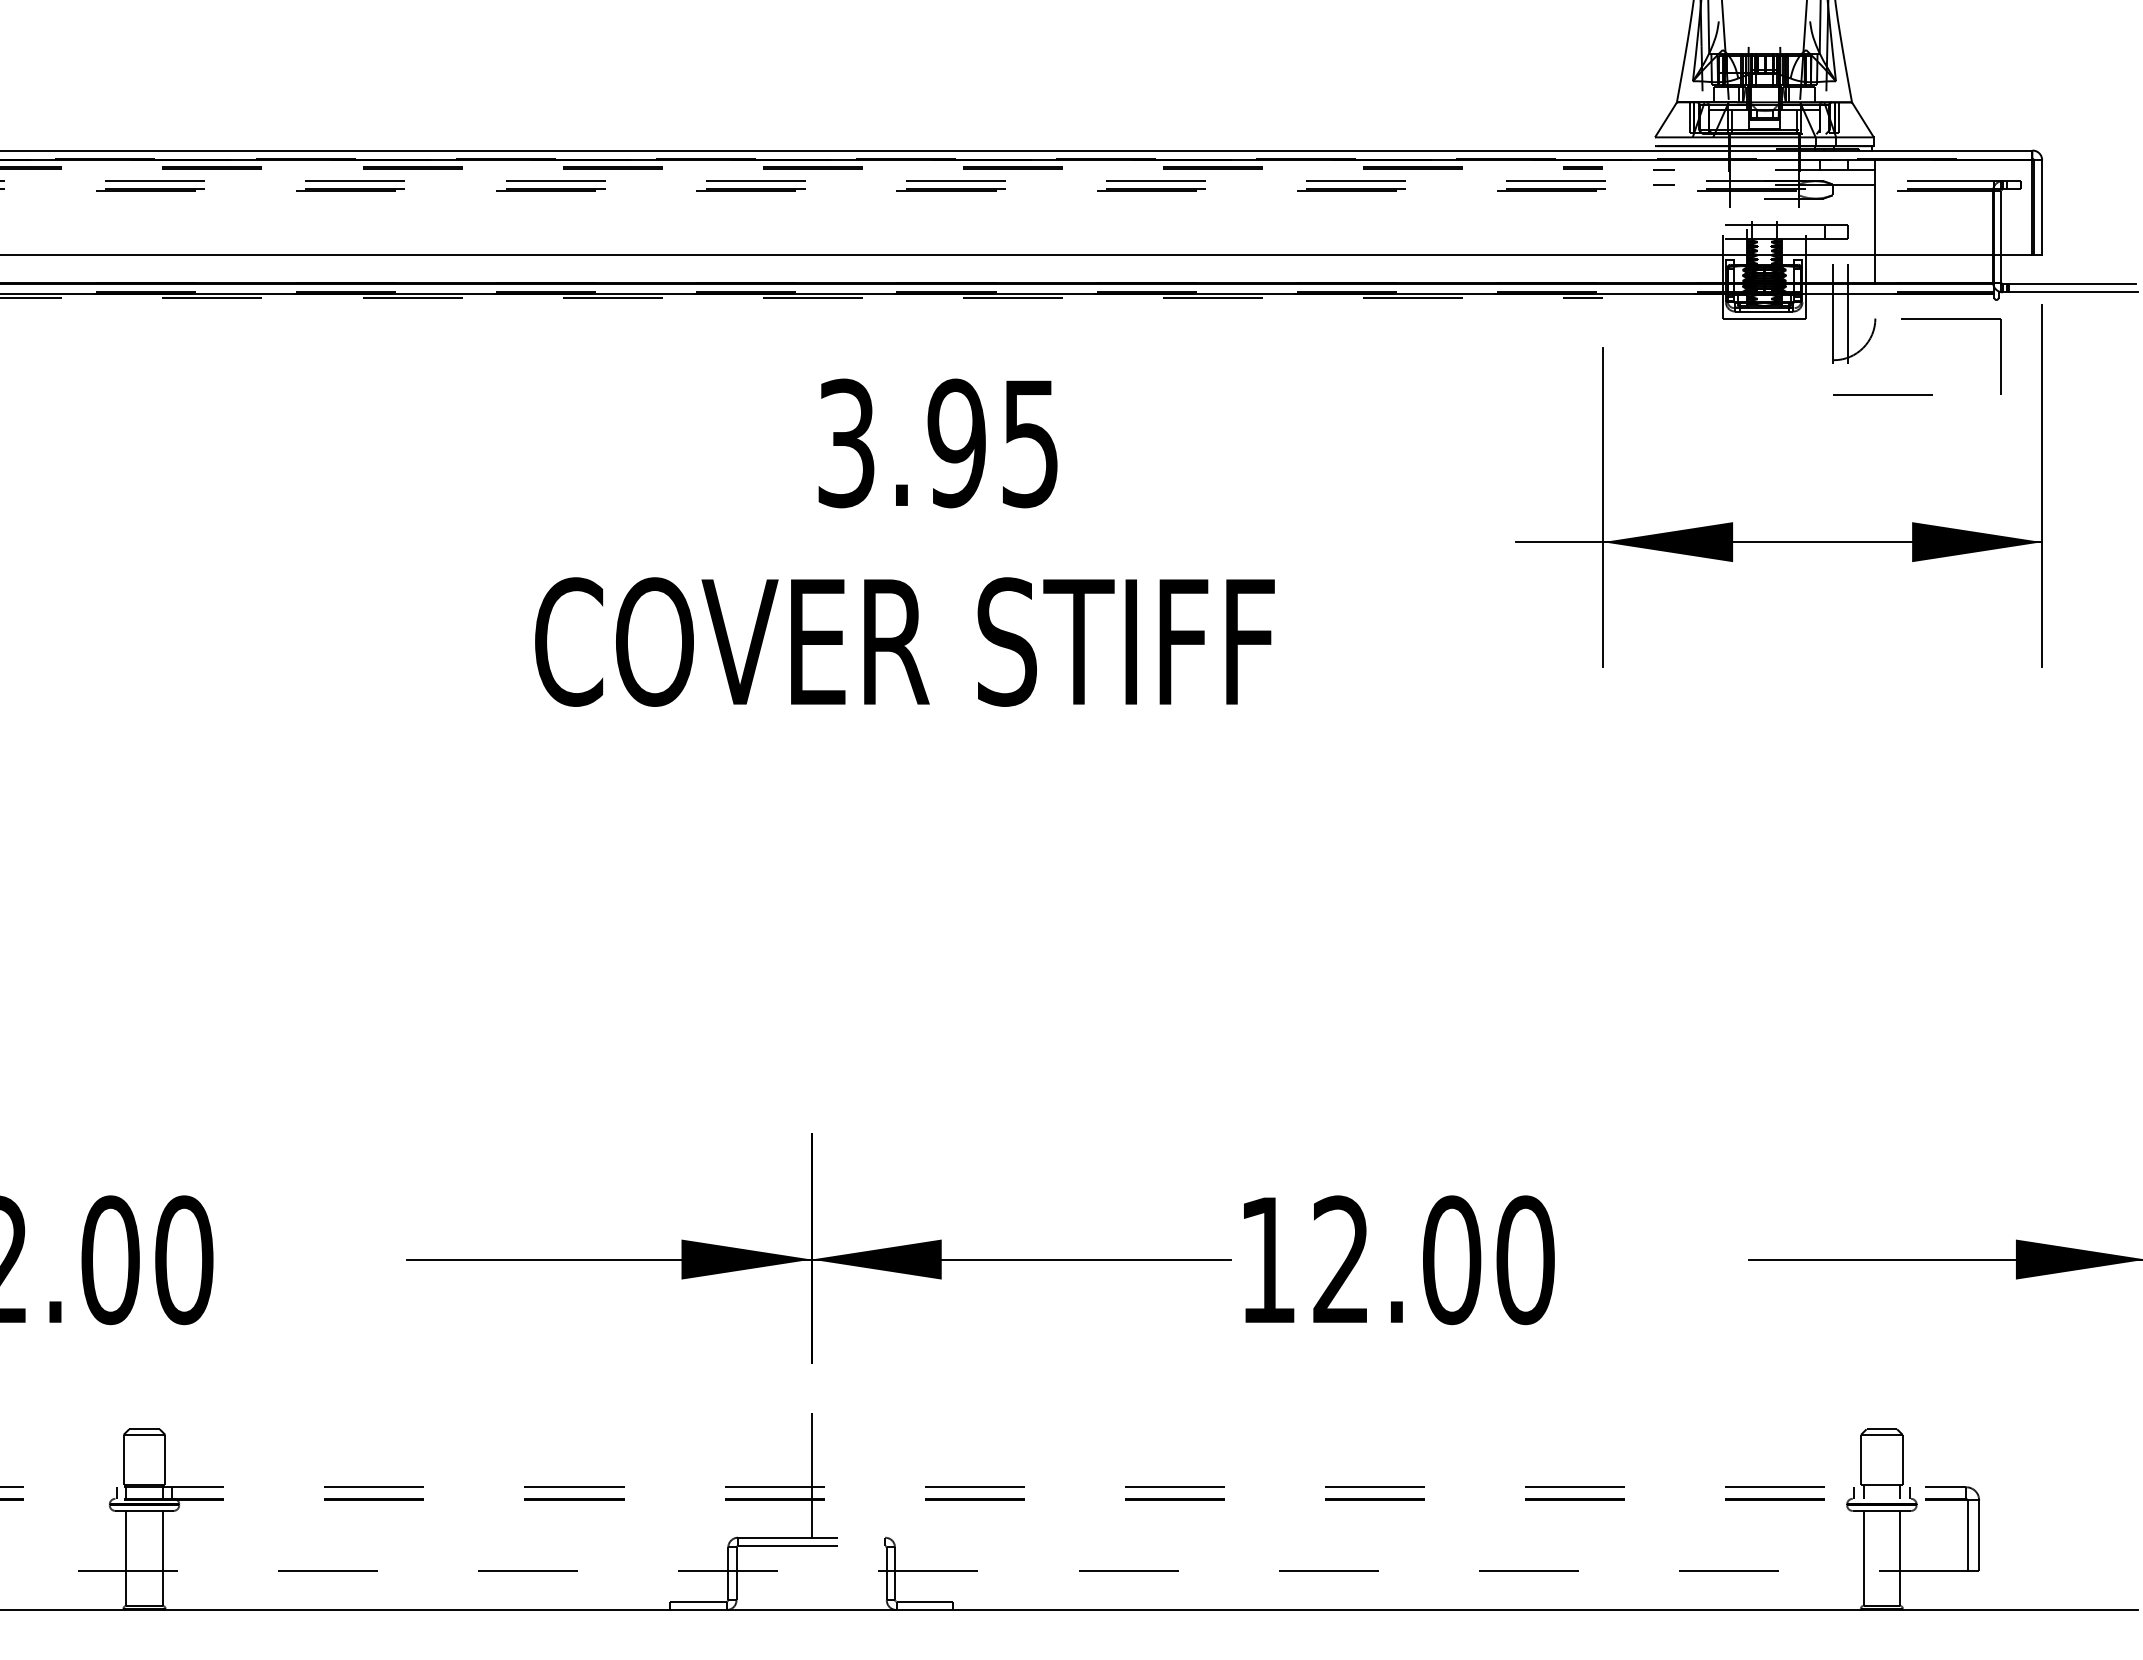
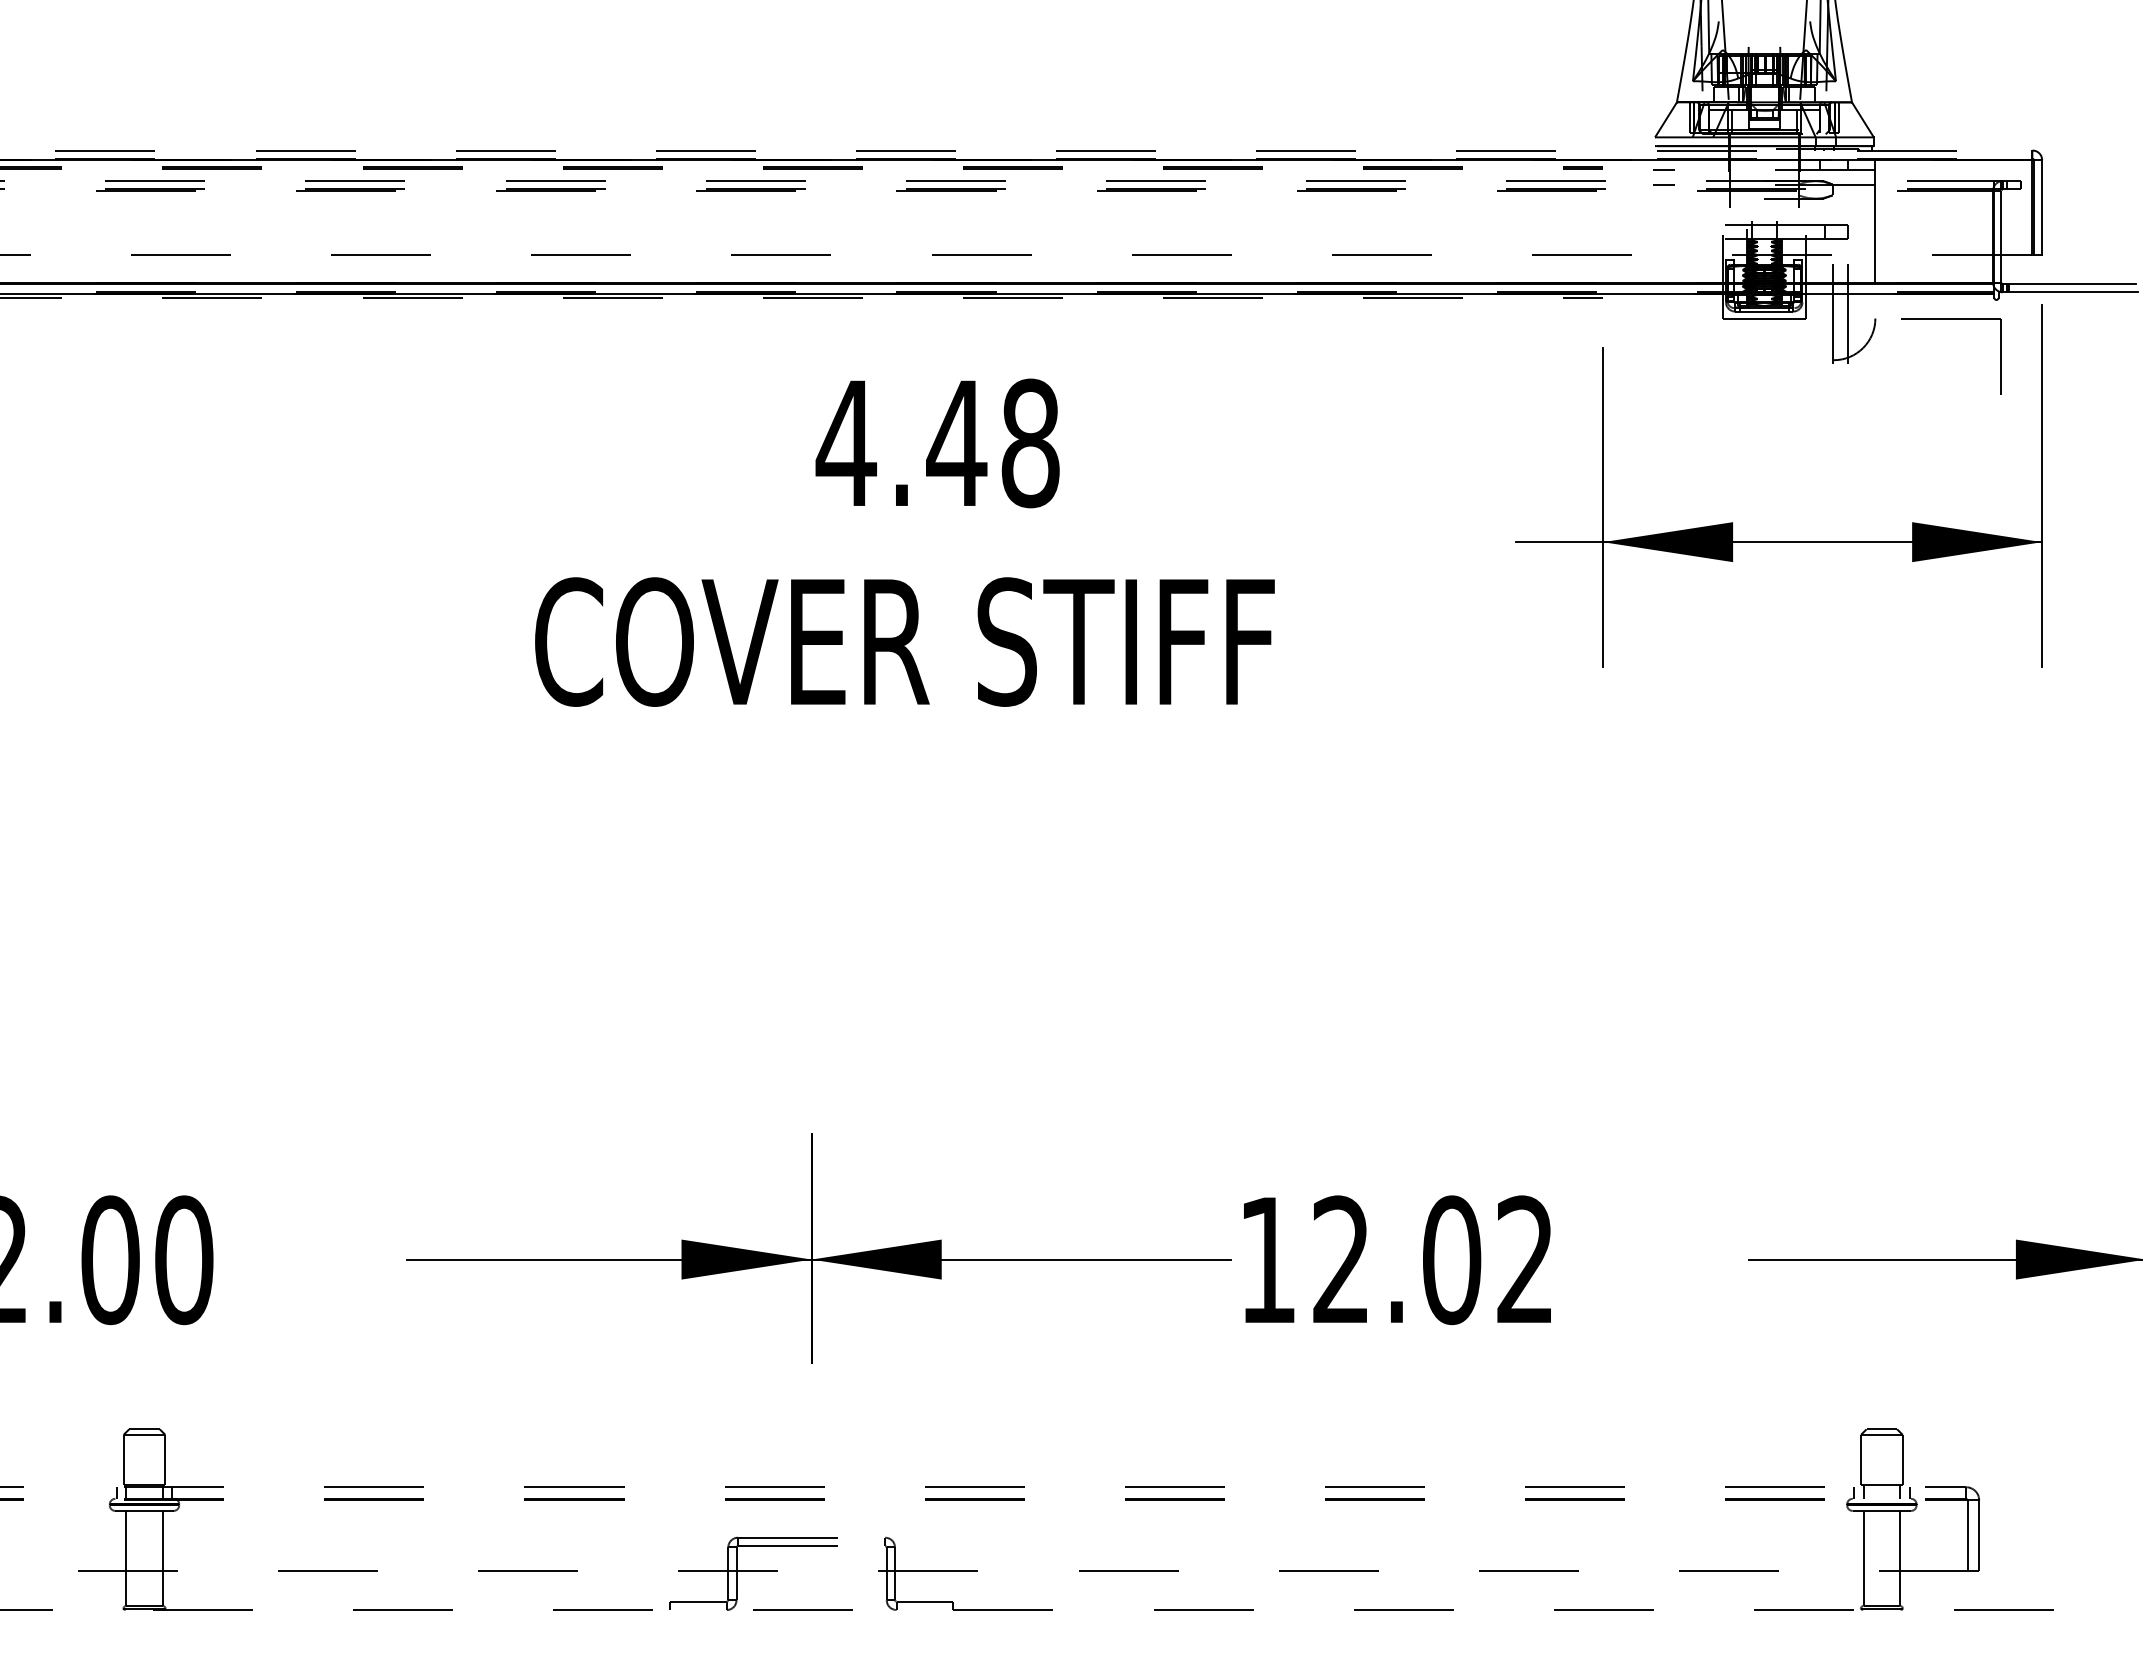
line: solid -> dashed (1016, 150)
line: solid -> dashed (1016, 254)
line: present -> none (1882, 394)
text: 3.95 -> 4.48 (937, 443)
text: 12.00 -> 12.02 (1525, 1260)
line: present -> none (811, 1474)
line: solid -> dashed (1068, 1610)
